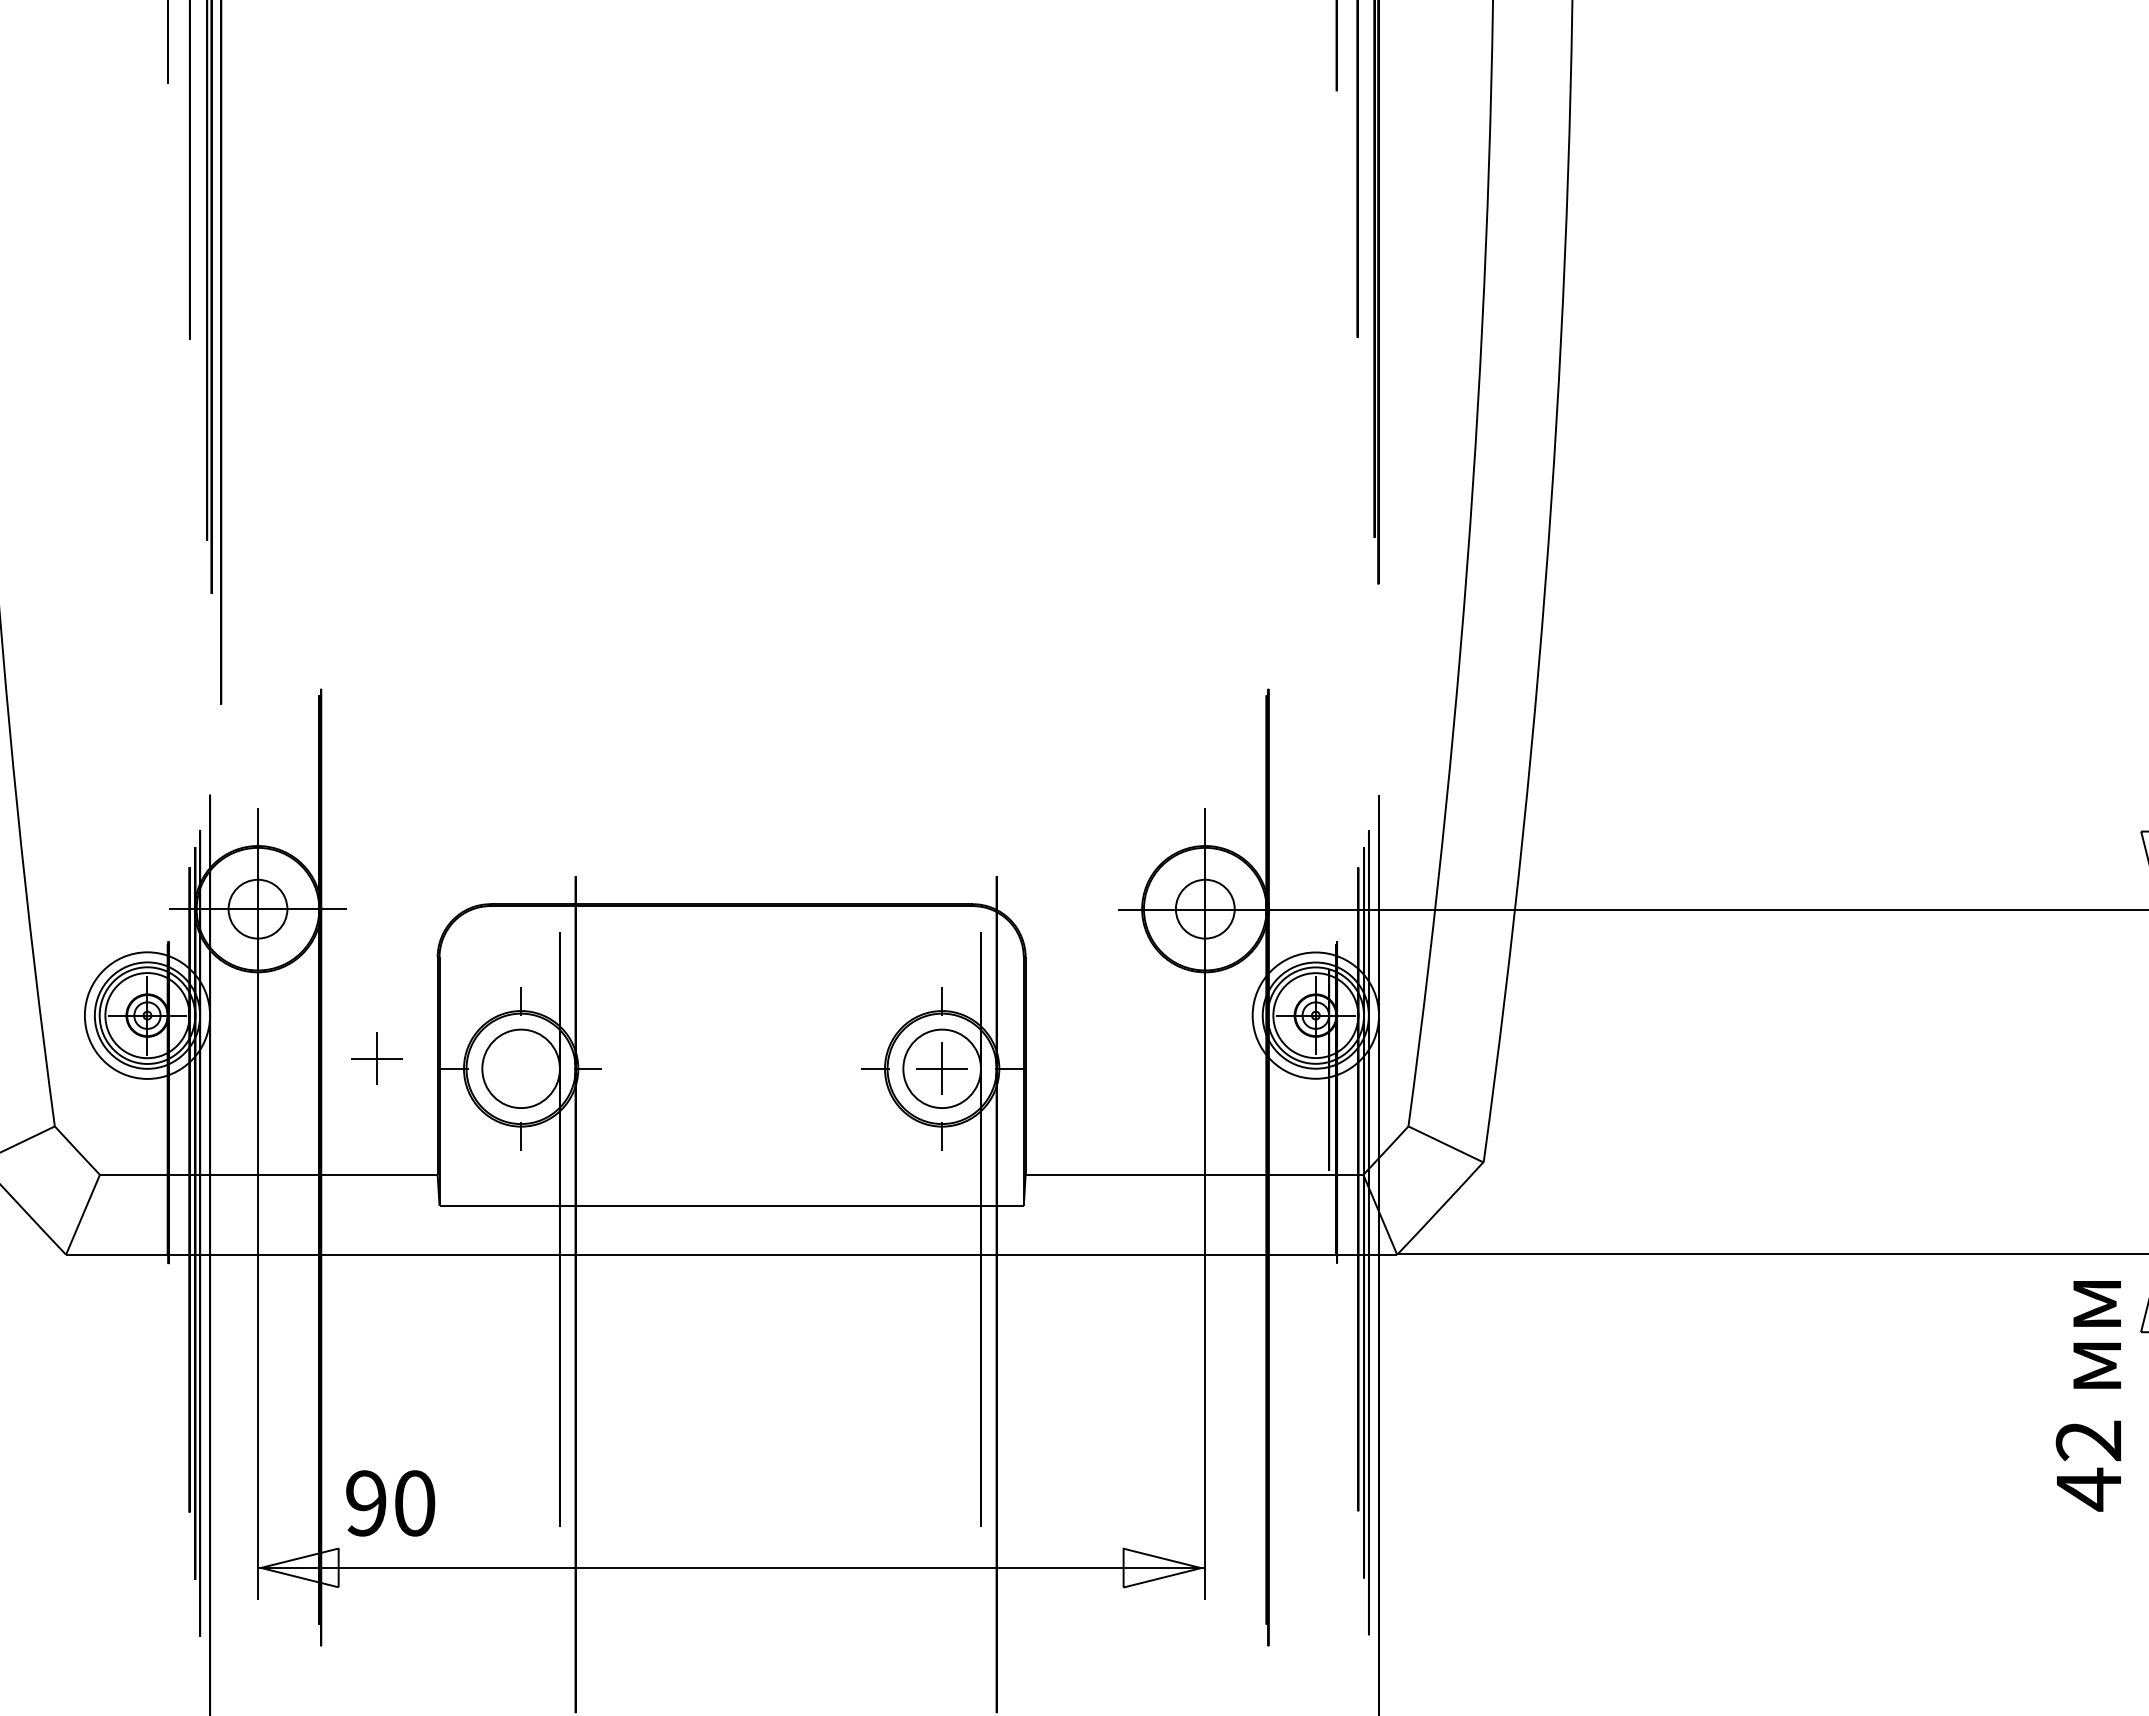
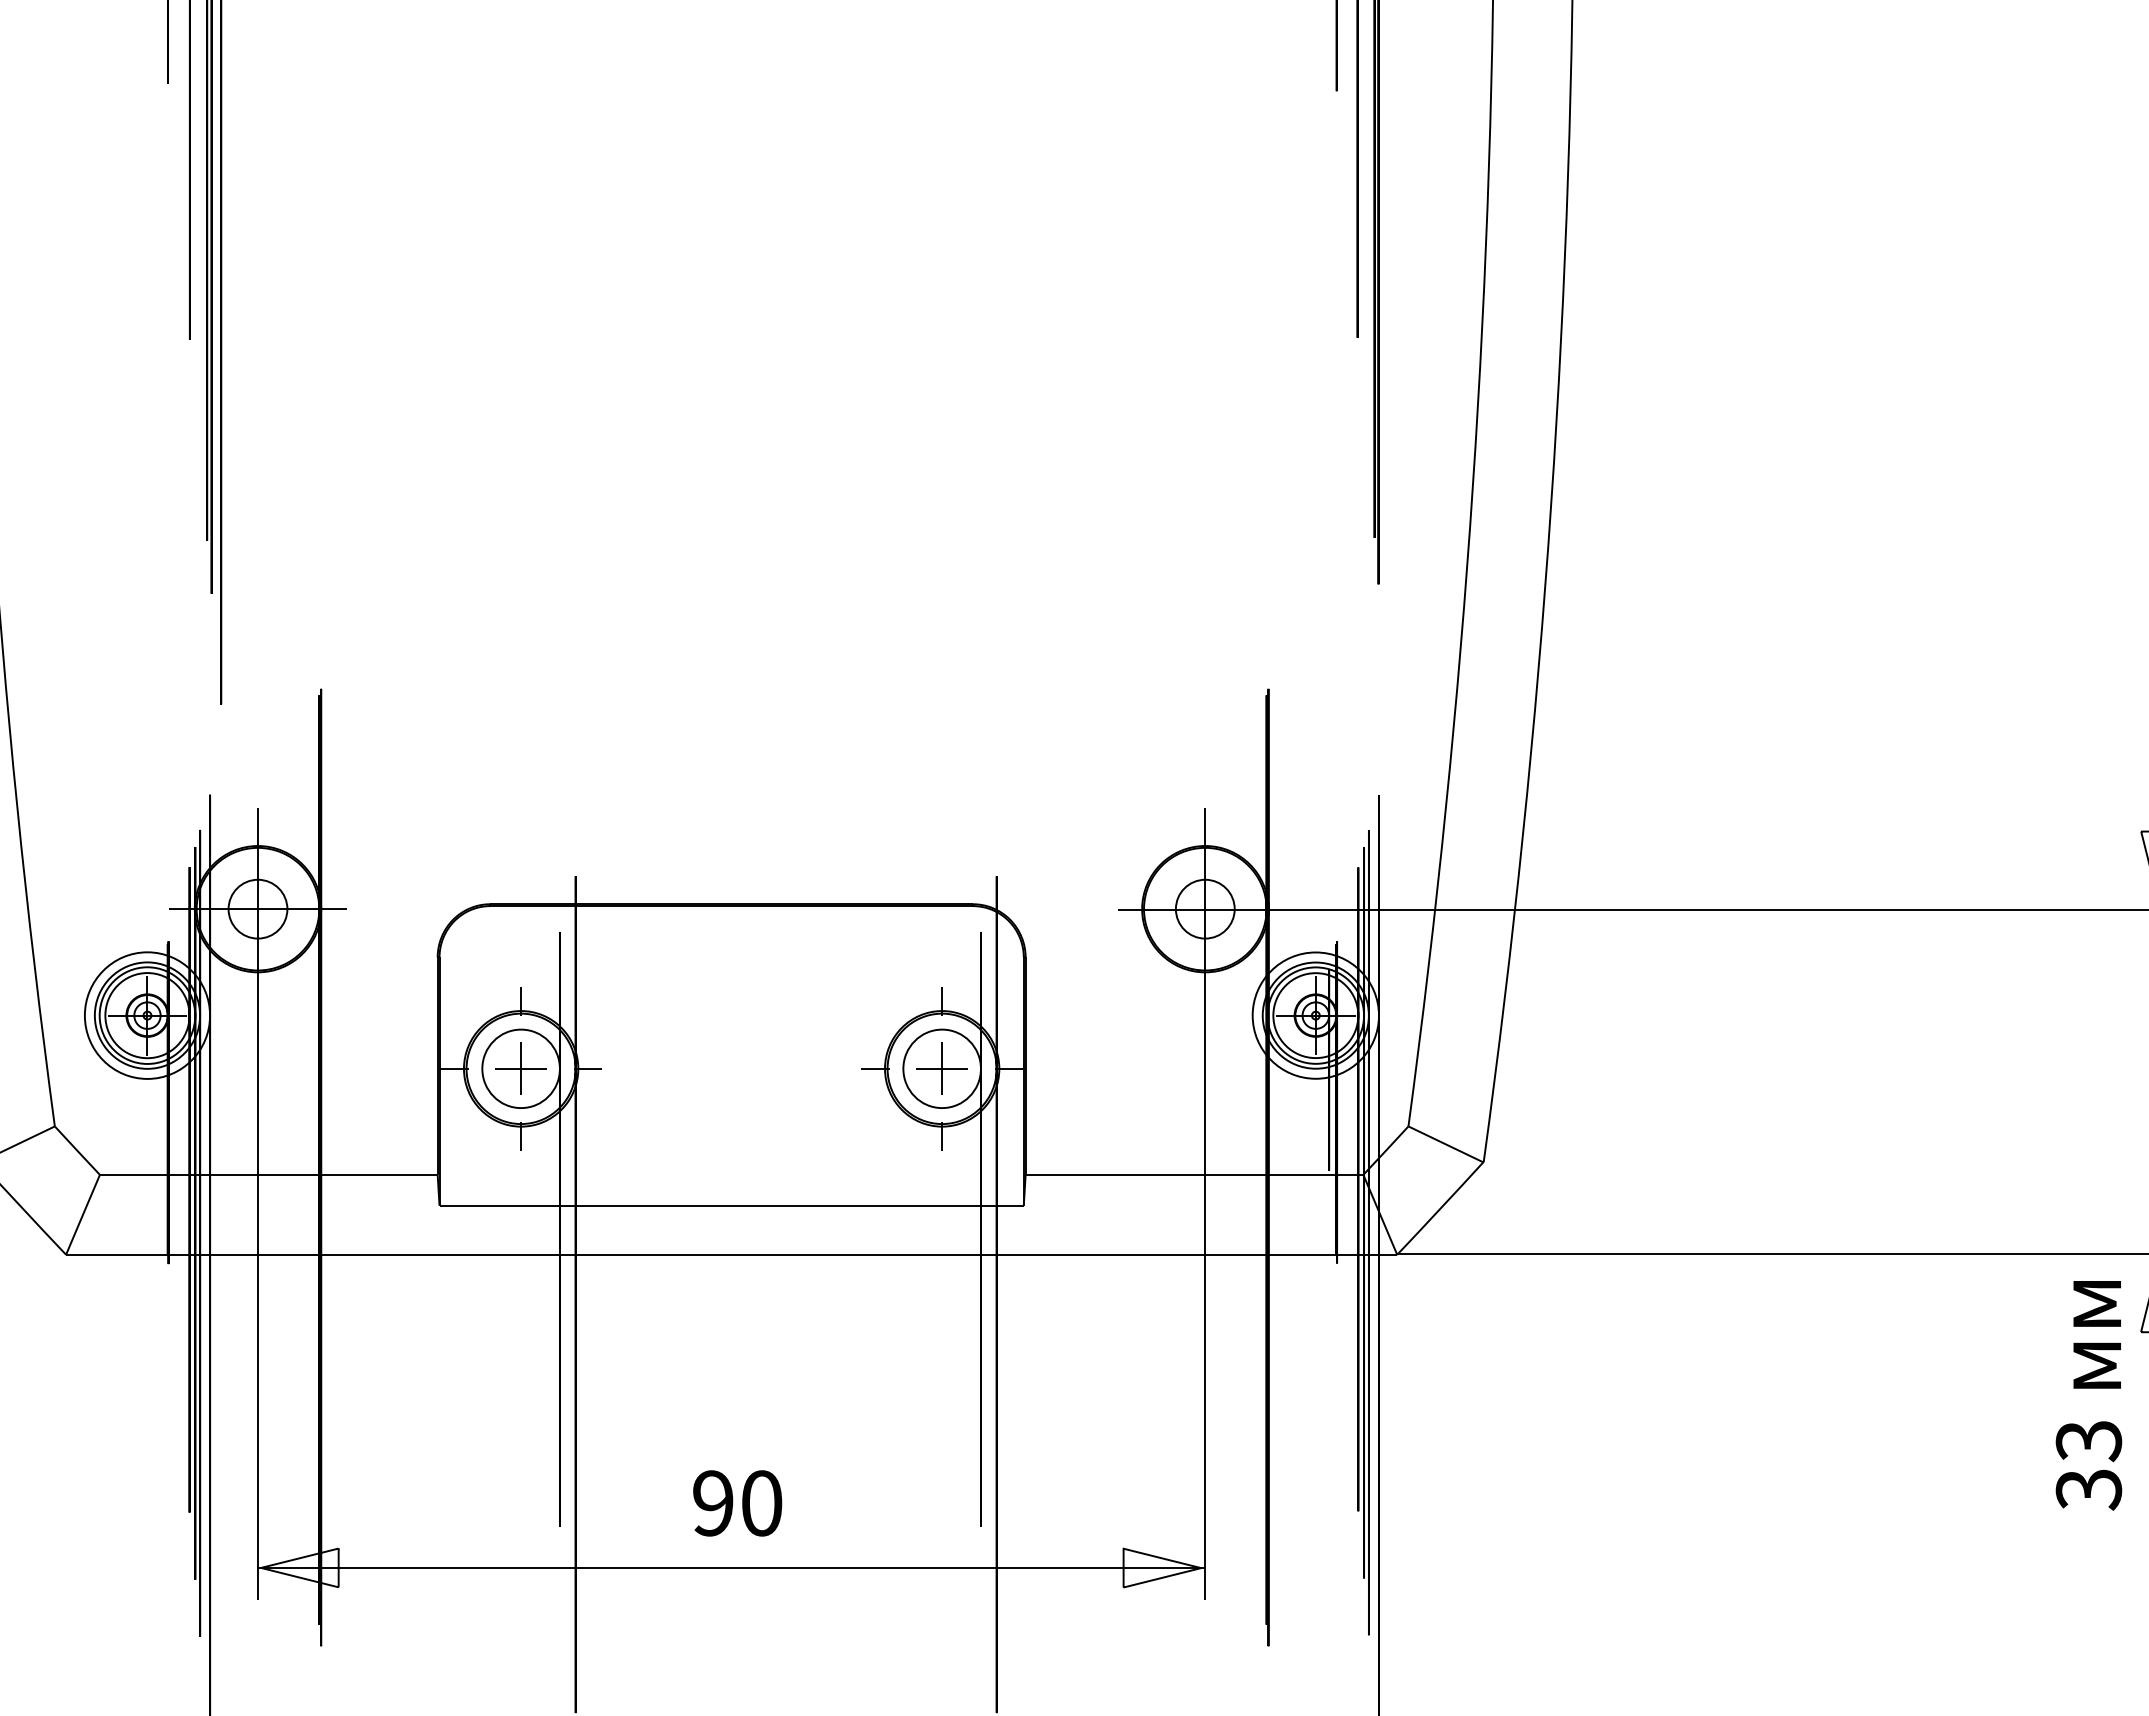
part position: (376, 1058) -> (520, 1068) (520, 1068)
text: 42 -> 33 (2088, 1465)
text position: (390, 1503) -> (737, 1503) (737, 1503)
